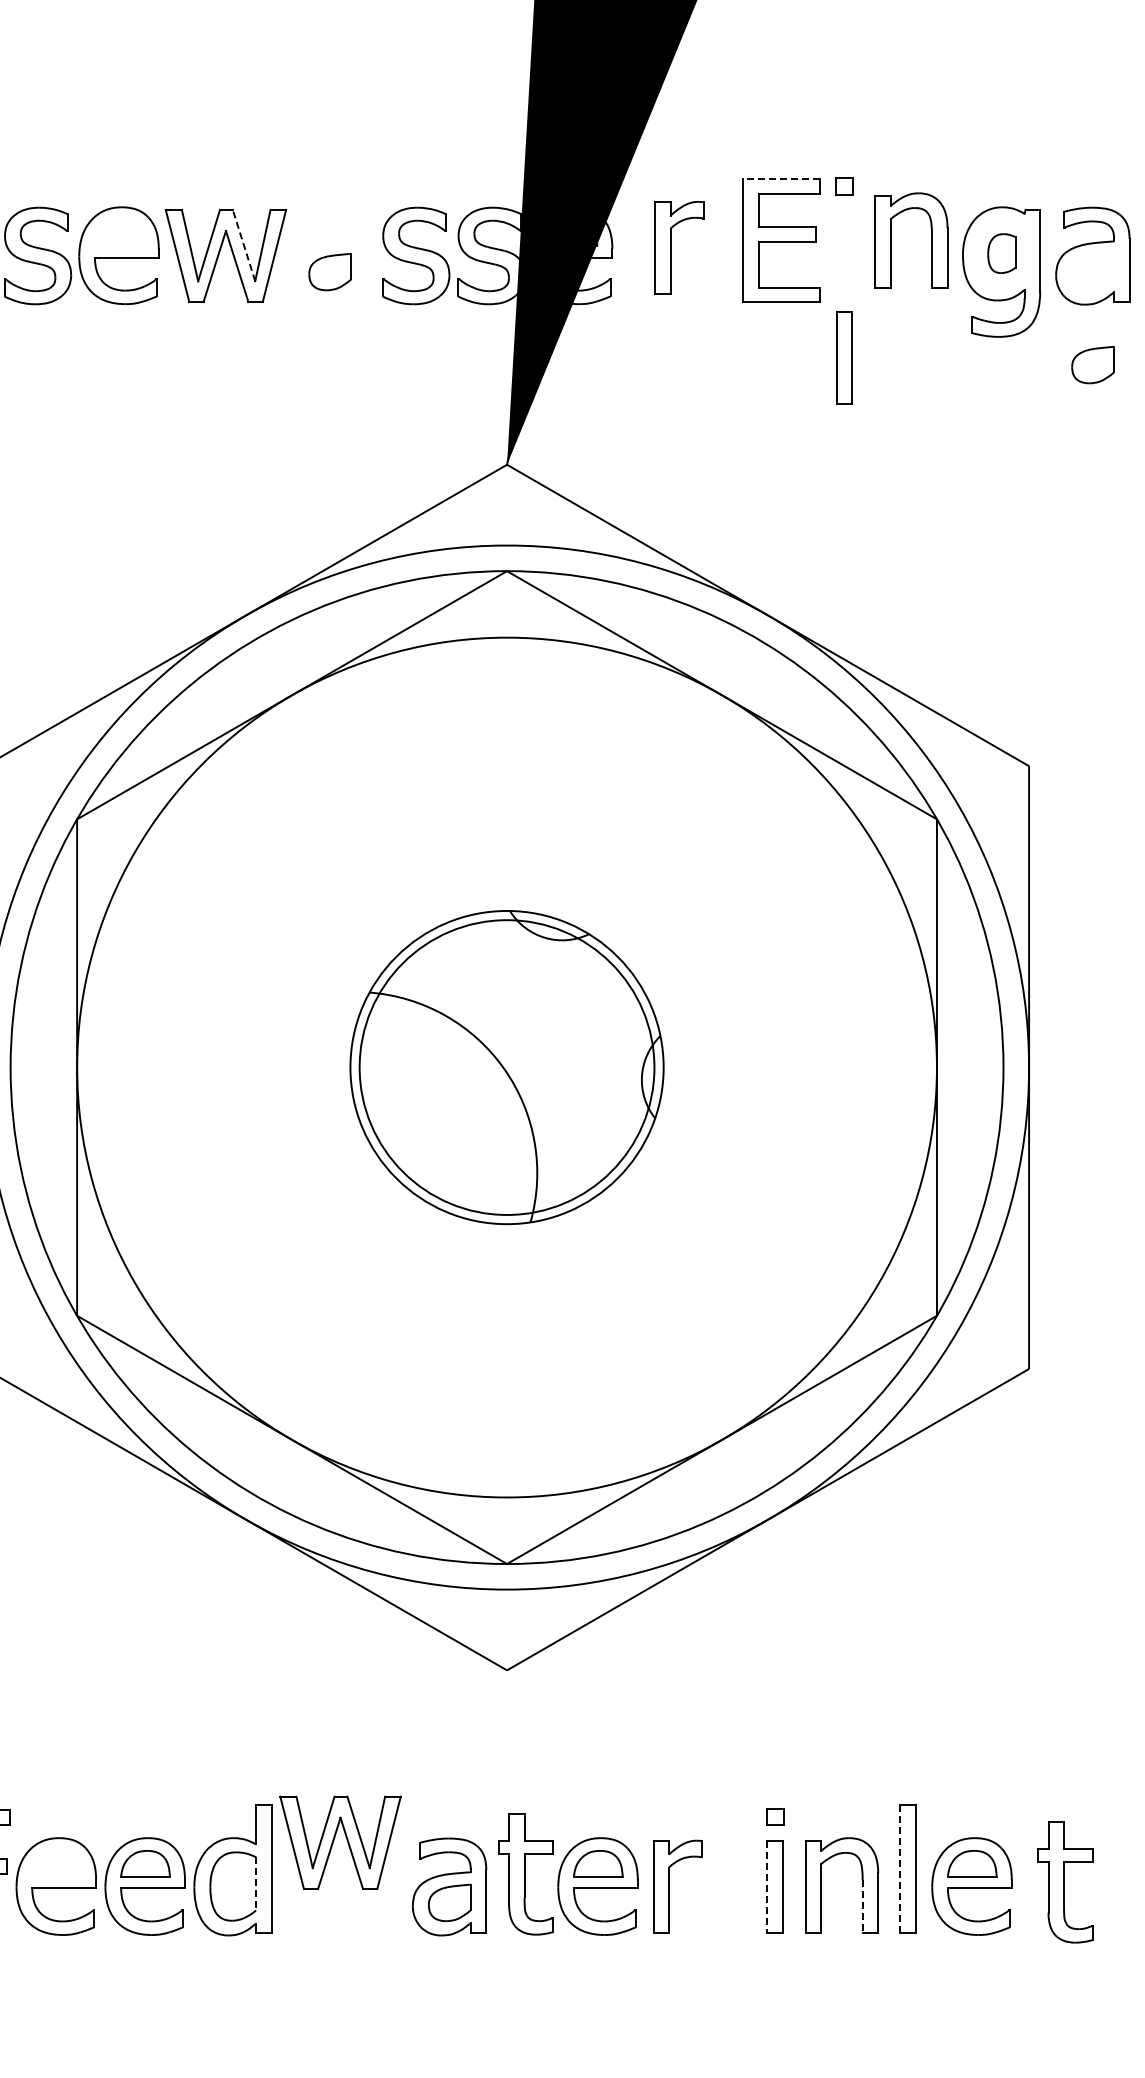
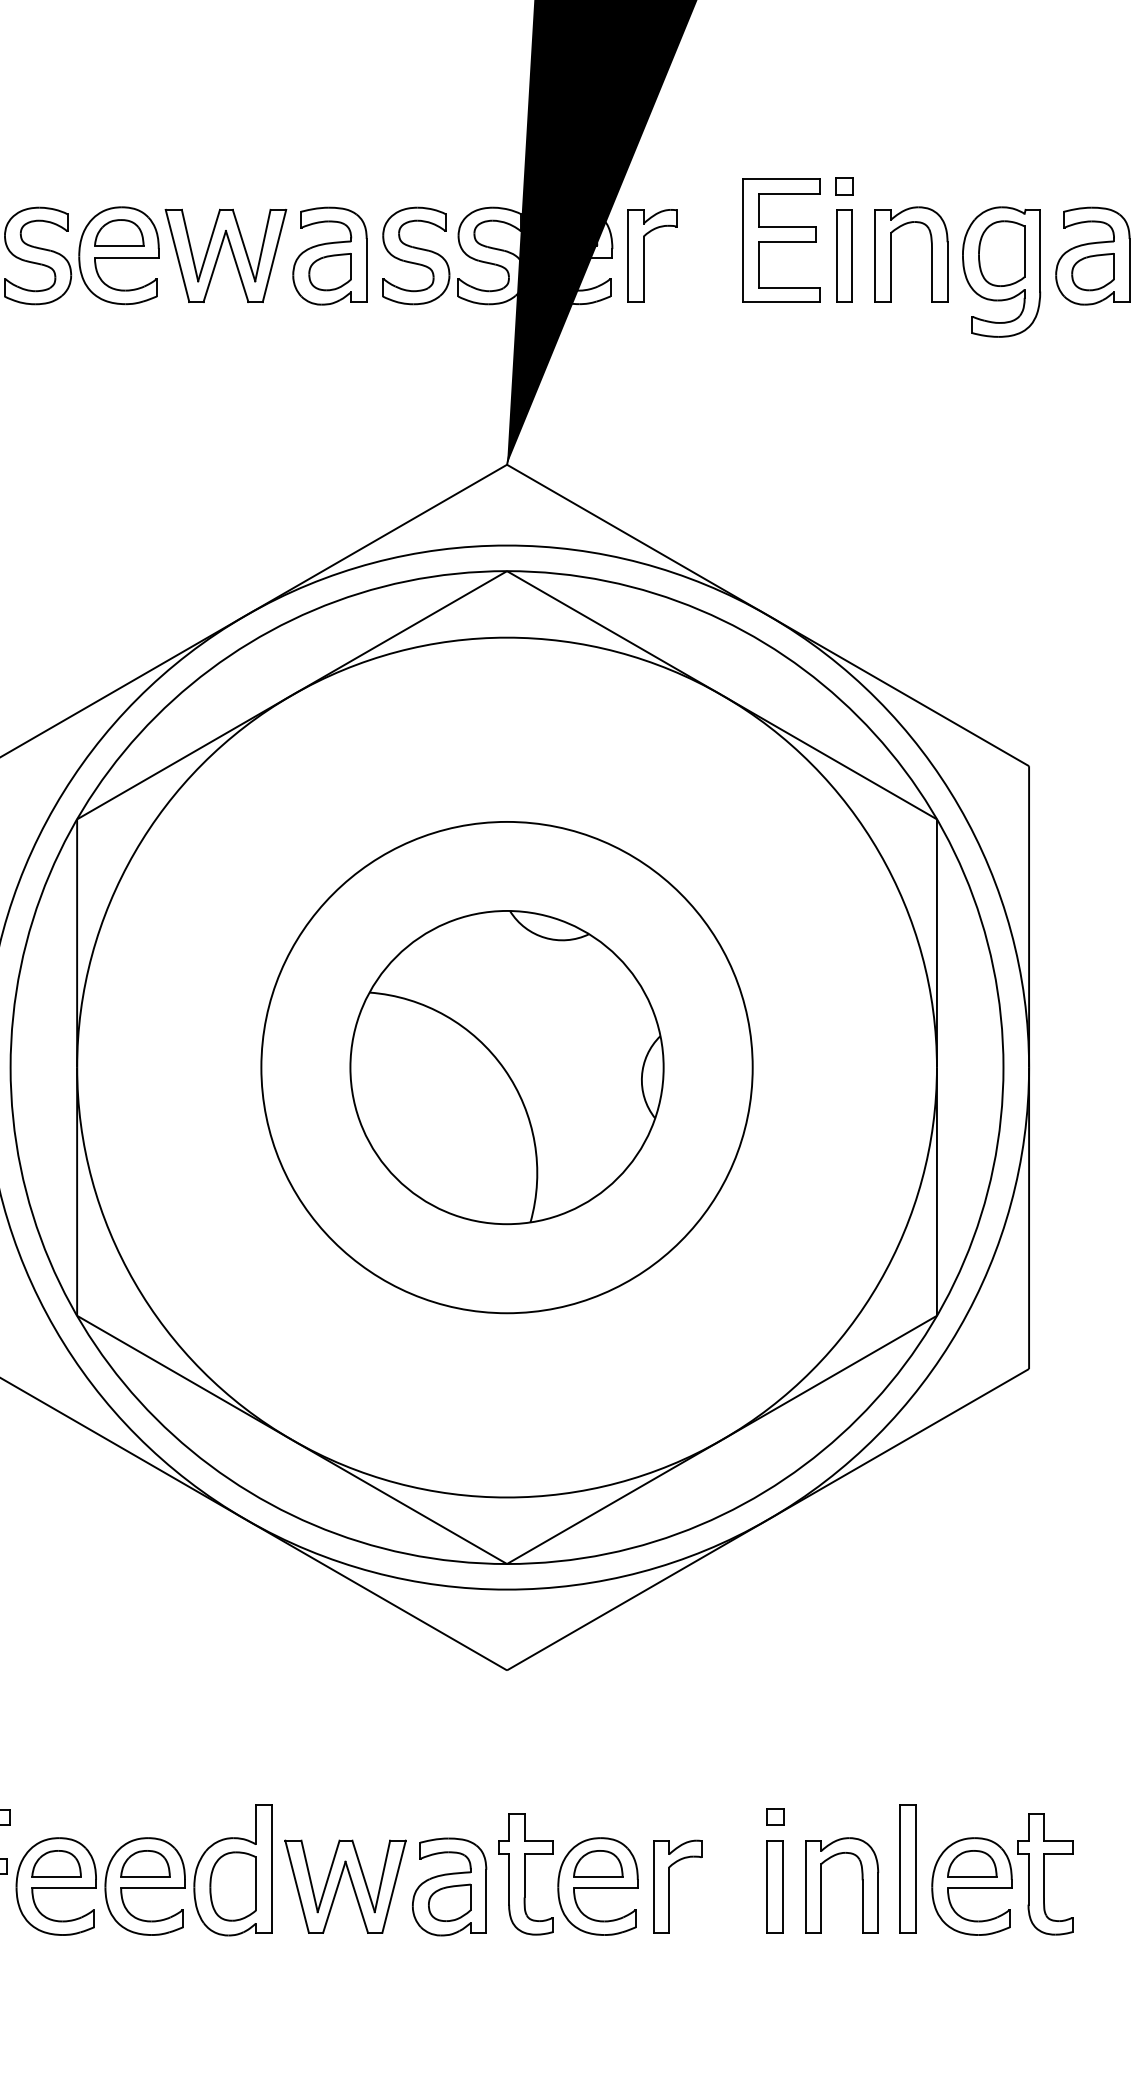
line: dashed -> solid (780, 179)
part: none -> present (119, 232)
part position: (891, 240) -> (891, 254) (891, 254)
line: dashed -> solid (243, 245)
part position: (671, 247) -> (644, 255) (644, 255)
part size: 30x41 px -> 48x67 px (1001, 253)
part: none -> present (329, 255)
part position: (844, 357) -> (844, 255) (844, 255)
part position: (1092, 365) -> (1092, 272) (1092, 272)
circle diameter: 295 px -> 491 px (506, 1067)
part position: (334, 1840) -> (339, 1884) (339, 1884)
part: none -> present (56, 1863)
line: dashed -> solid (900, 1869)
part position: (1065, 1882) -> (1045, 1874) (1045, 1874)
line: dashed -> solid (256, 1883)
line: dashed -> solid (767, 1887)
line: dashed -> solid (862, 1907)
